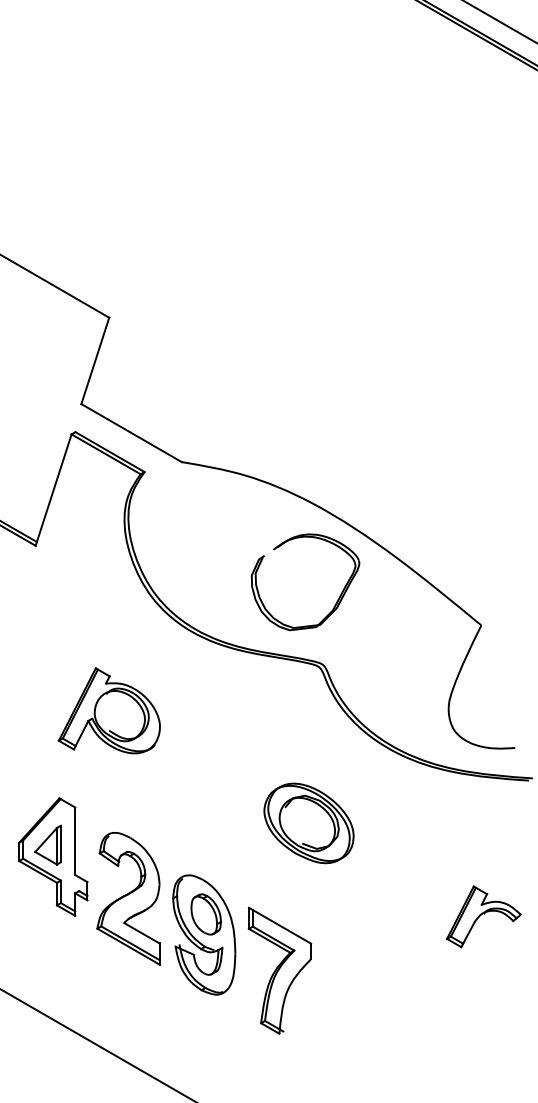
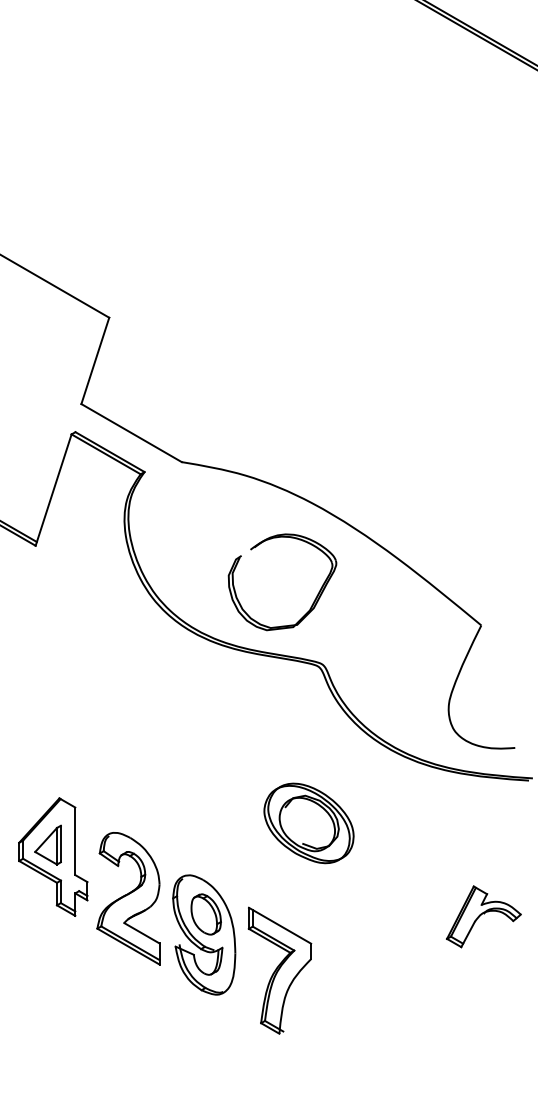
line: present -> none (499, 22)
part position: (337, 599) -> (314, 599) (314, 599)
part: present -> none (108, 710)
line: present -> none (96, 1044)
